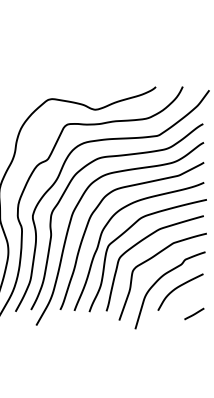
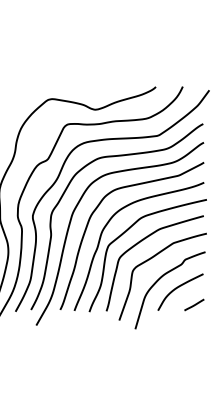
line position: (194, 313) -> (194, 304) (194, 304)
